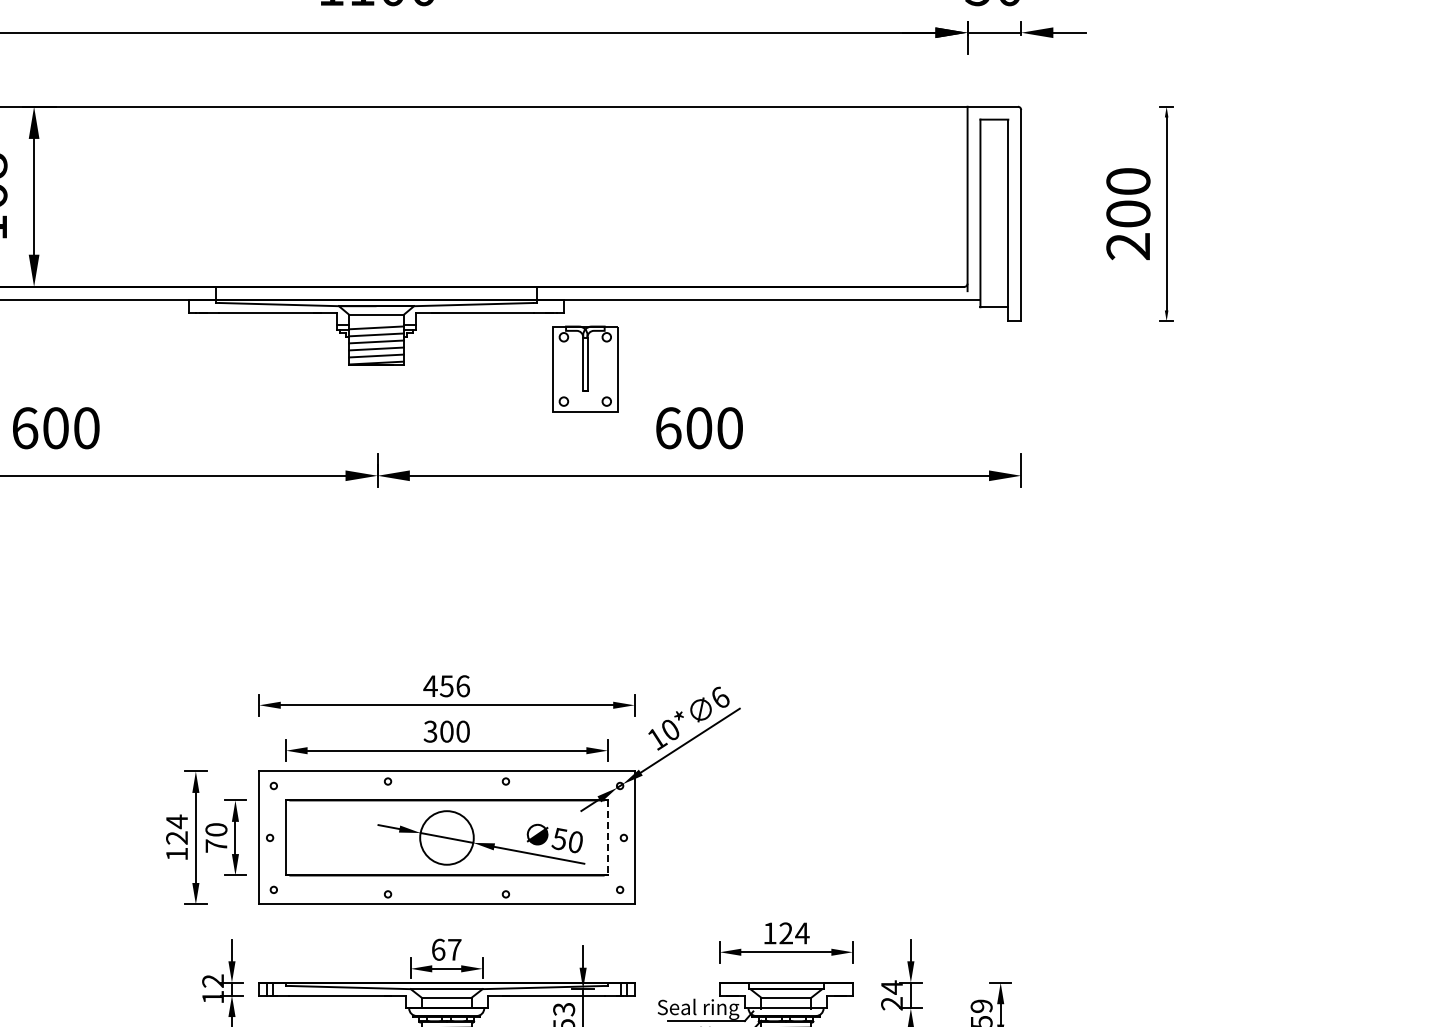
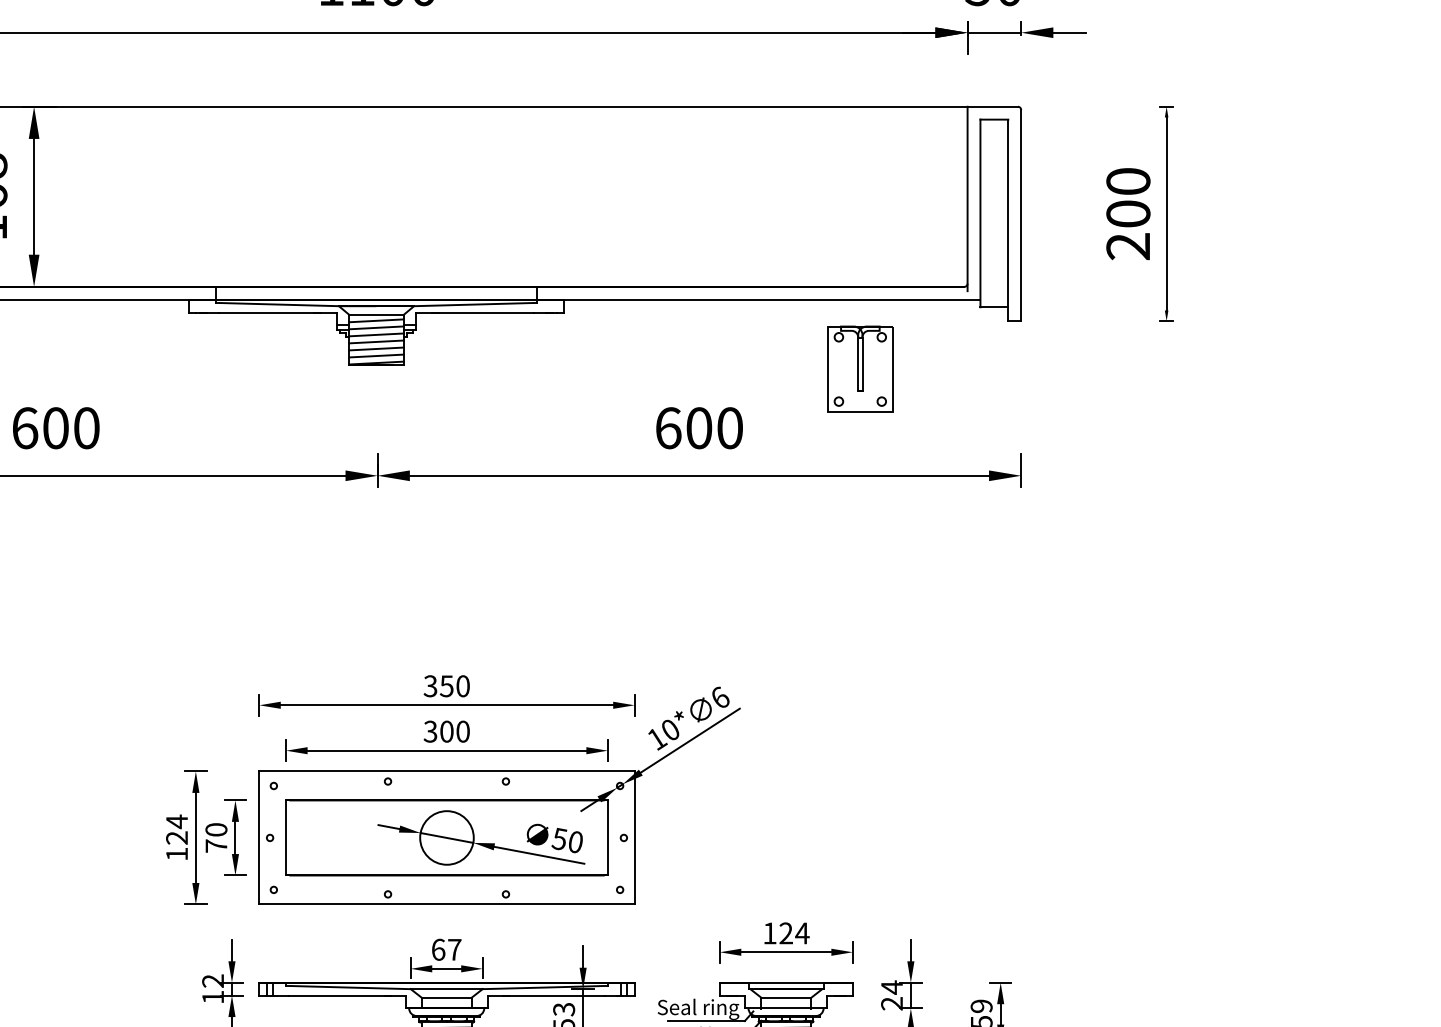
line: none -> present (376, 320)
part position: (585, 368) -> (860, 368) (860, 368)
text: 456 -> 350 (446, 686)
line: dashed -> solid (607, 837)
